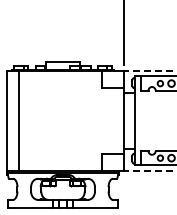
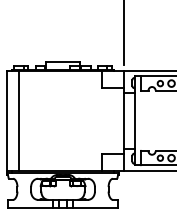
line: dashed -> solid (150, 70)
line: dashed -> solid (150, 170)
